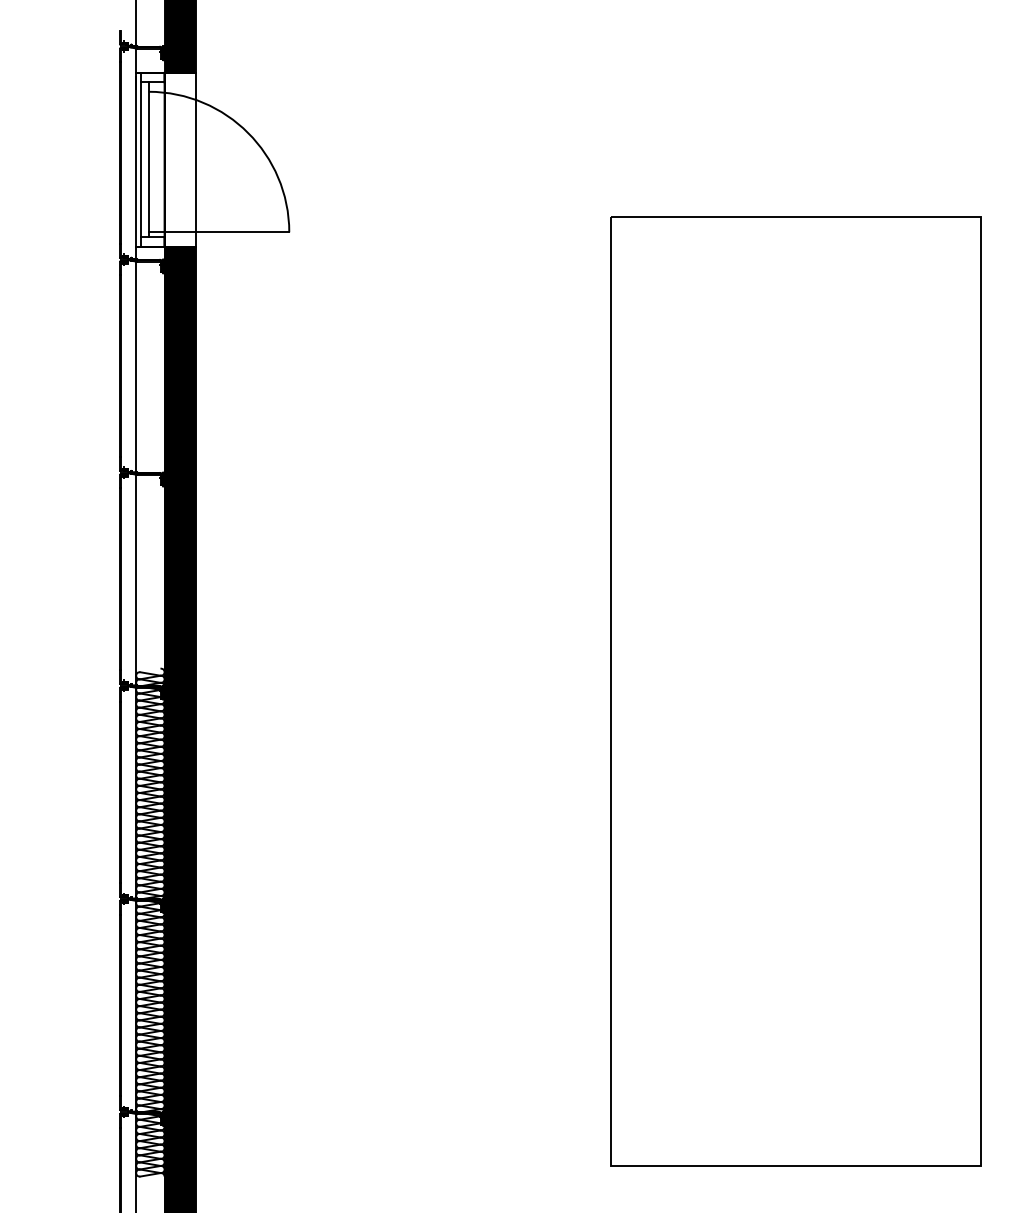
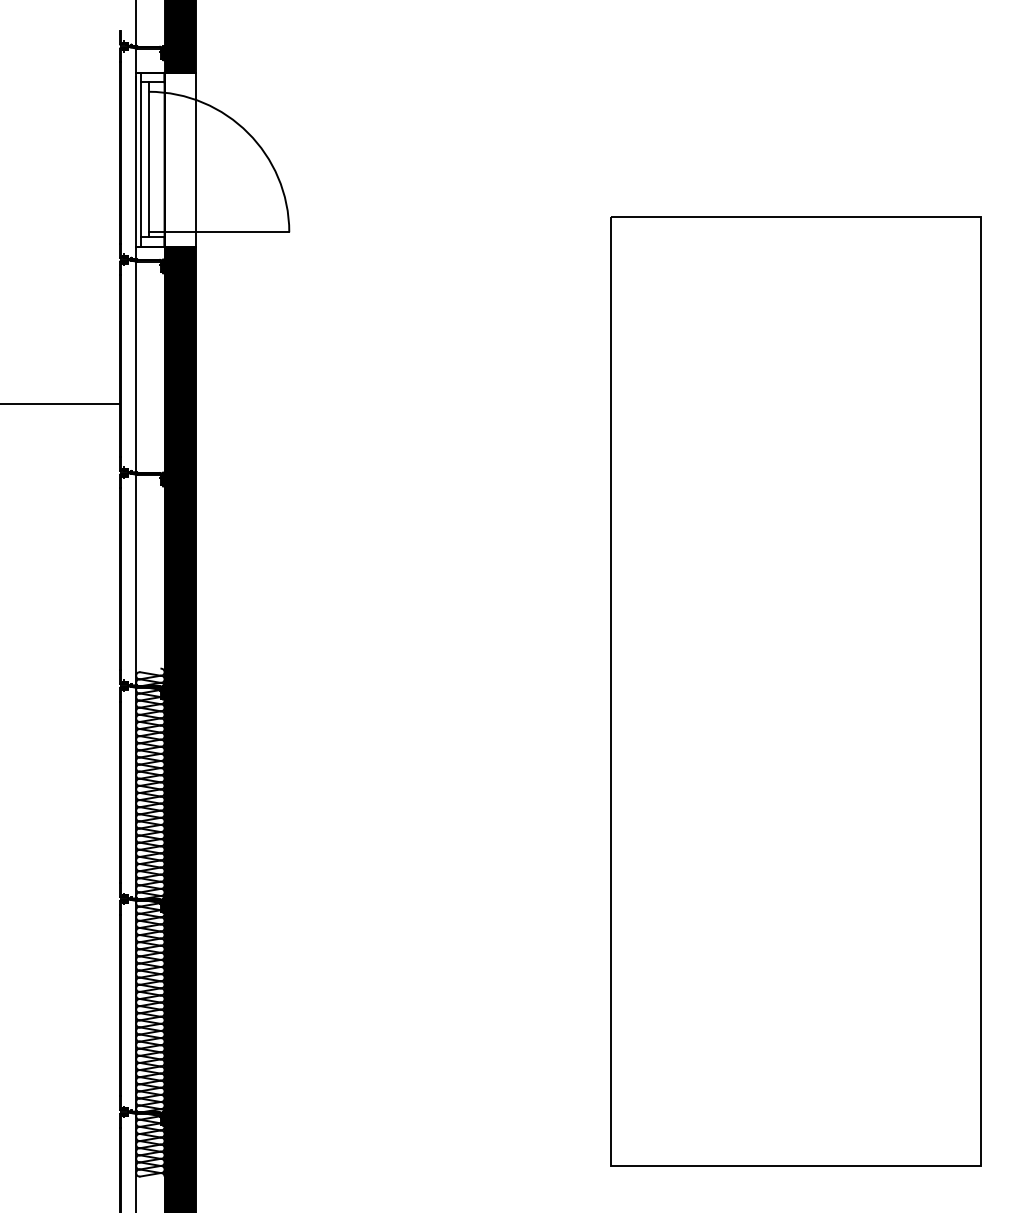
line: none -> present (61, 404)
